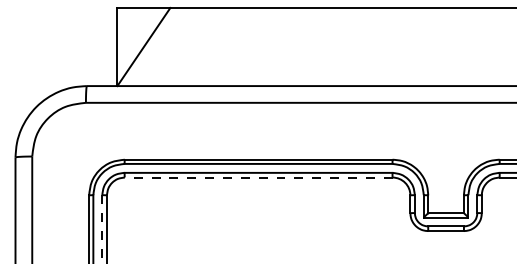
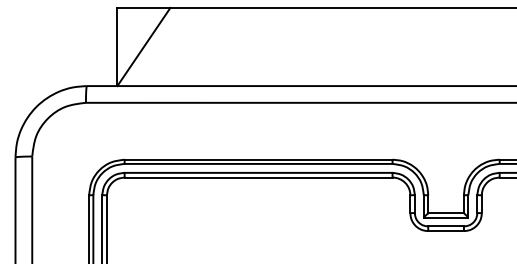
line: dashed -> solid (258, 177)
line: dashed -> solid (102, 229)
